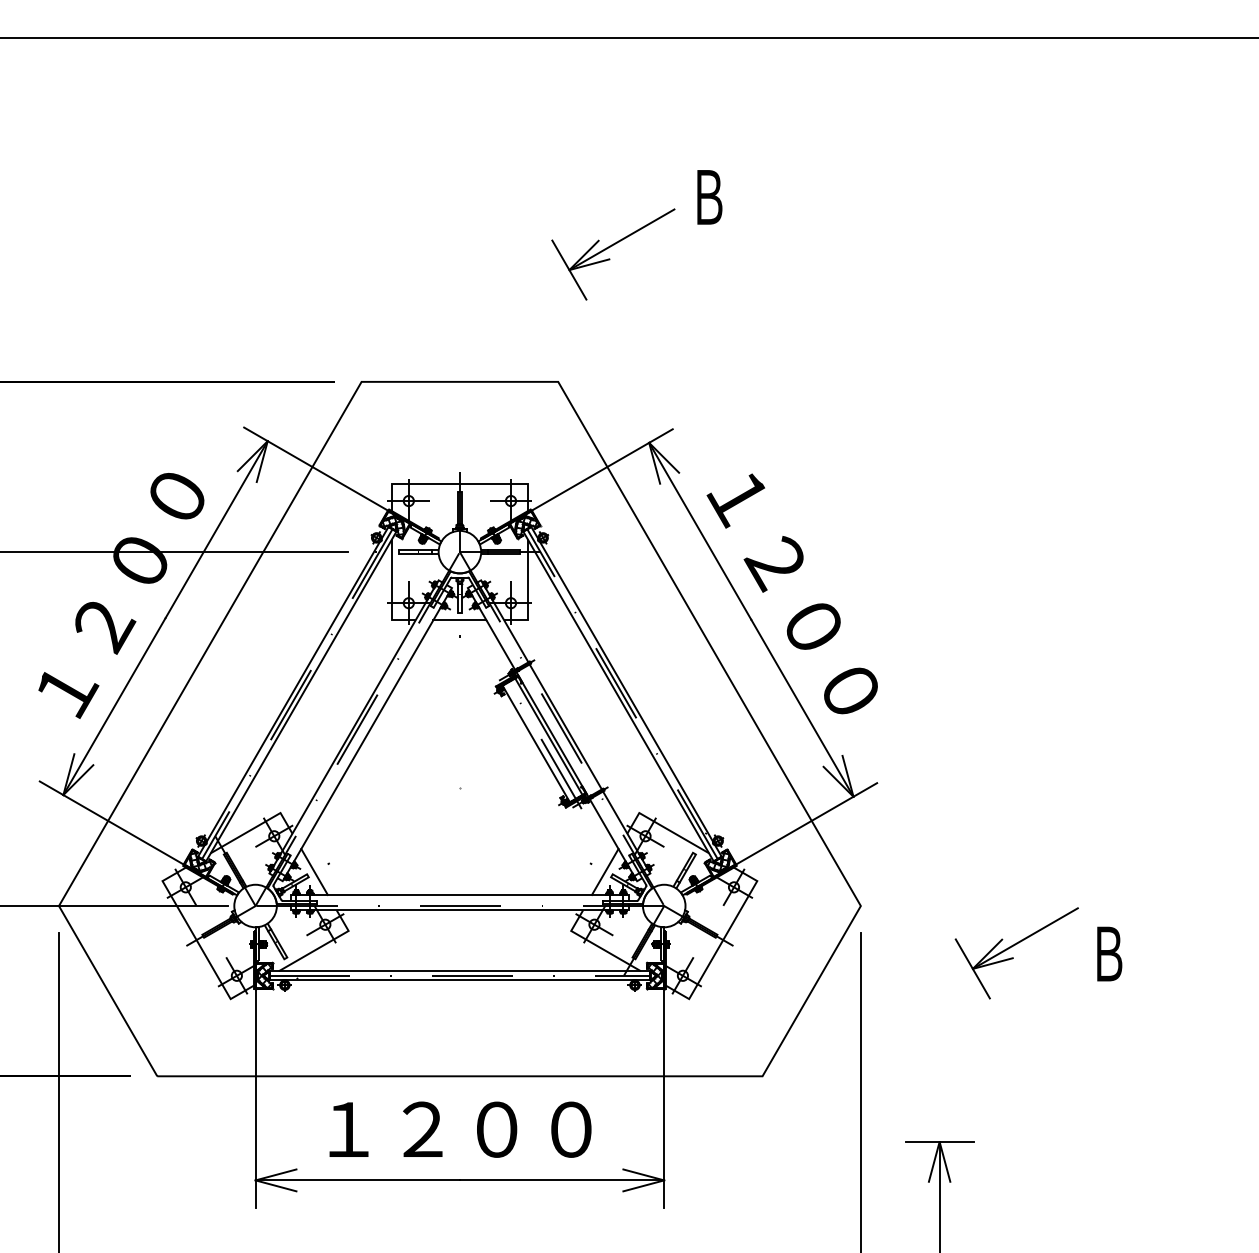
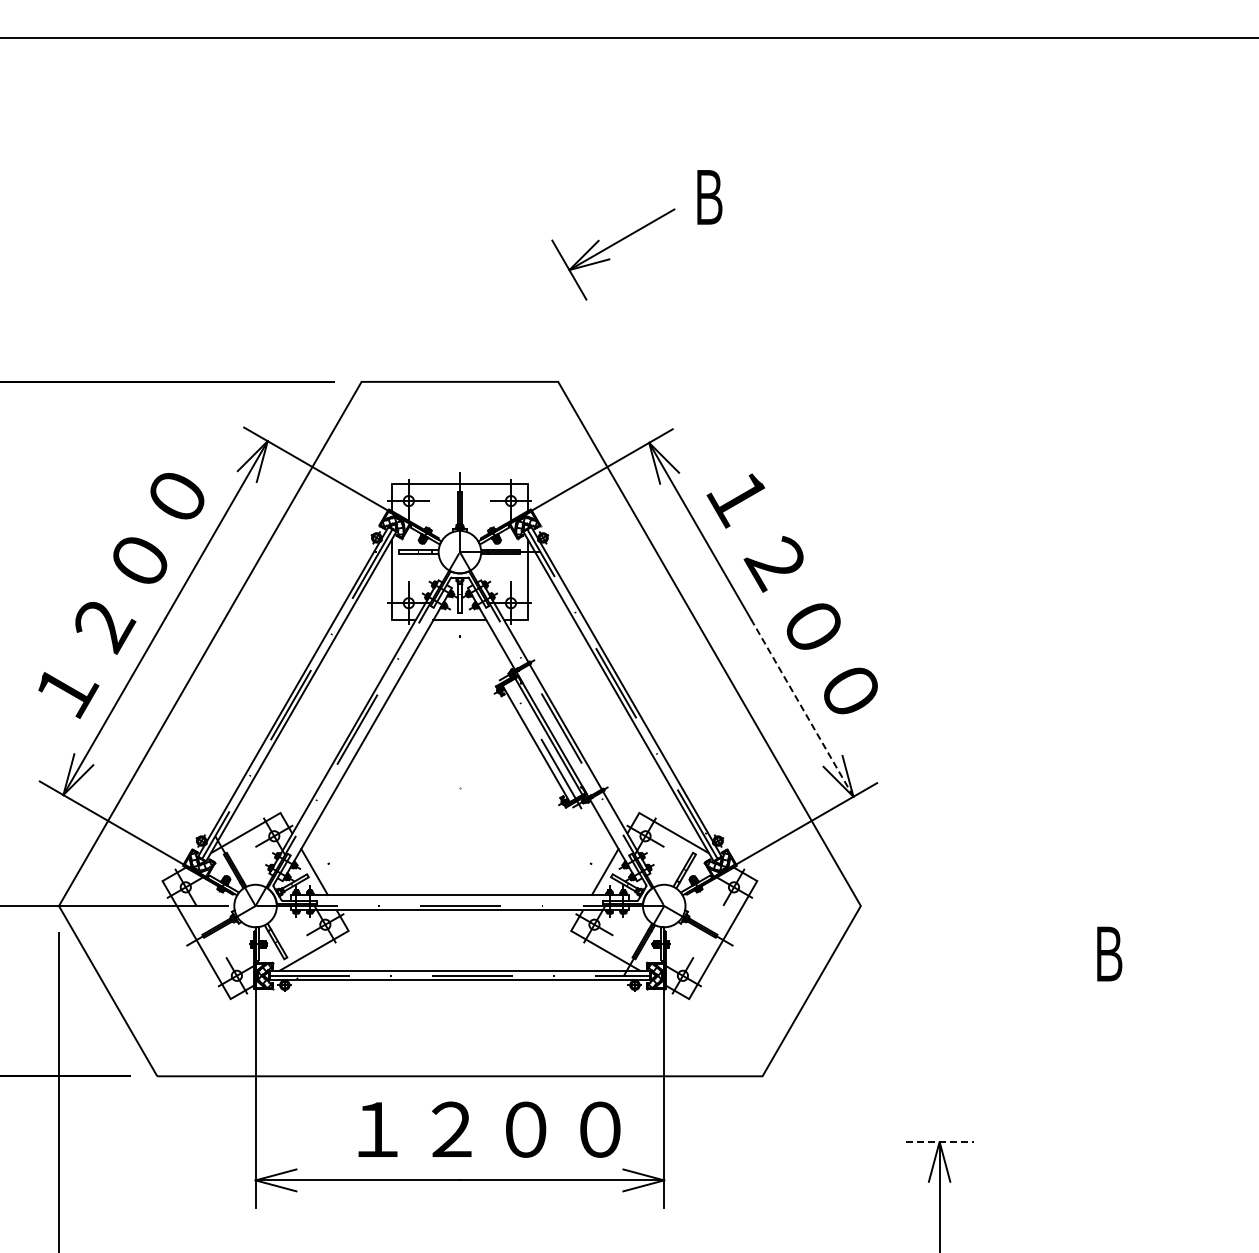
line: present -> none (175, 552)
line: solid -> dashed (802, 707)
part: present -> none (1016, 953)
line: present -> none (860, 1091)
text position: (460, 1129) -> (489, 1129) (489, 1129)
line: solid -> dashed (940, 1141)
